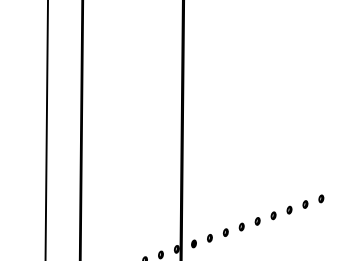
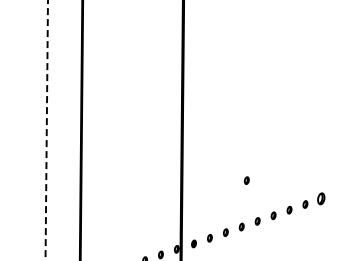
line: solid -> dashed (46, 129)
part: none -> present (246, 180)
part size: 7x10 px -> 9x14 px (321, 198)
